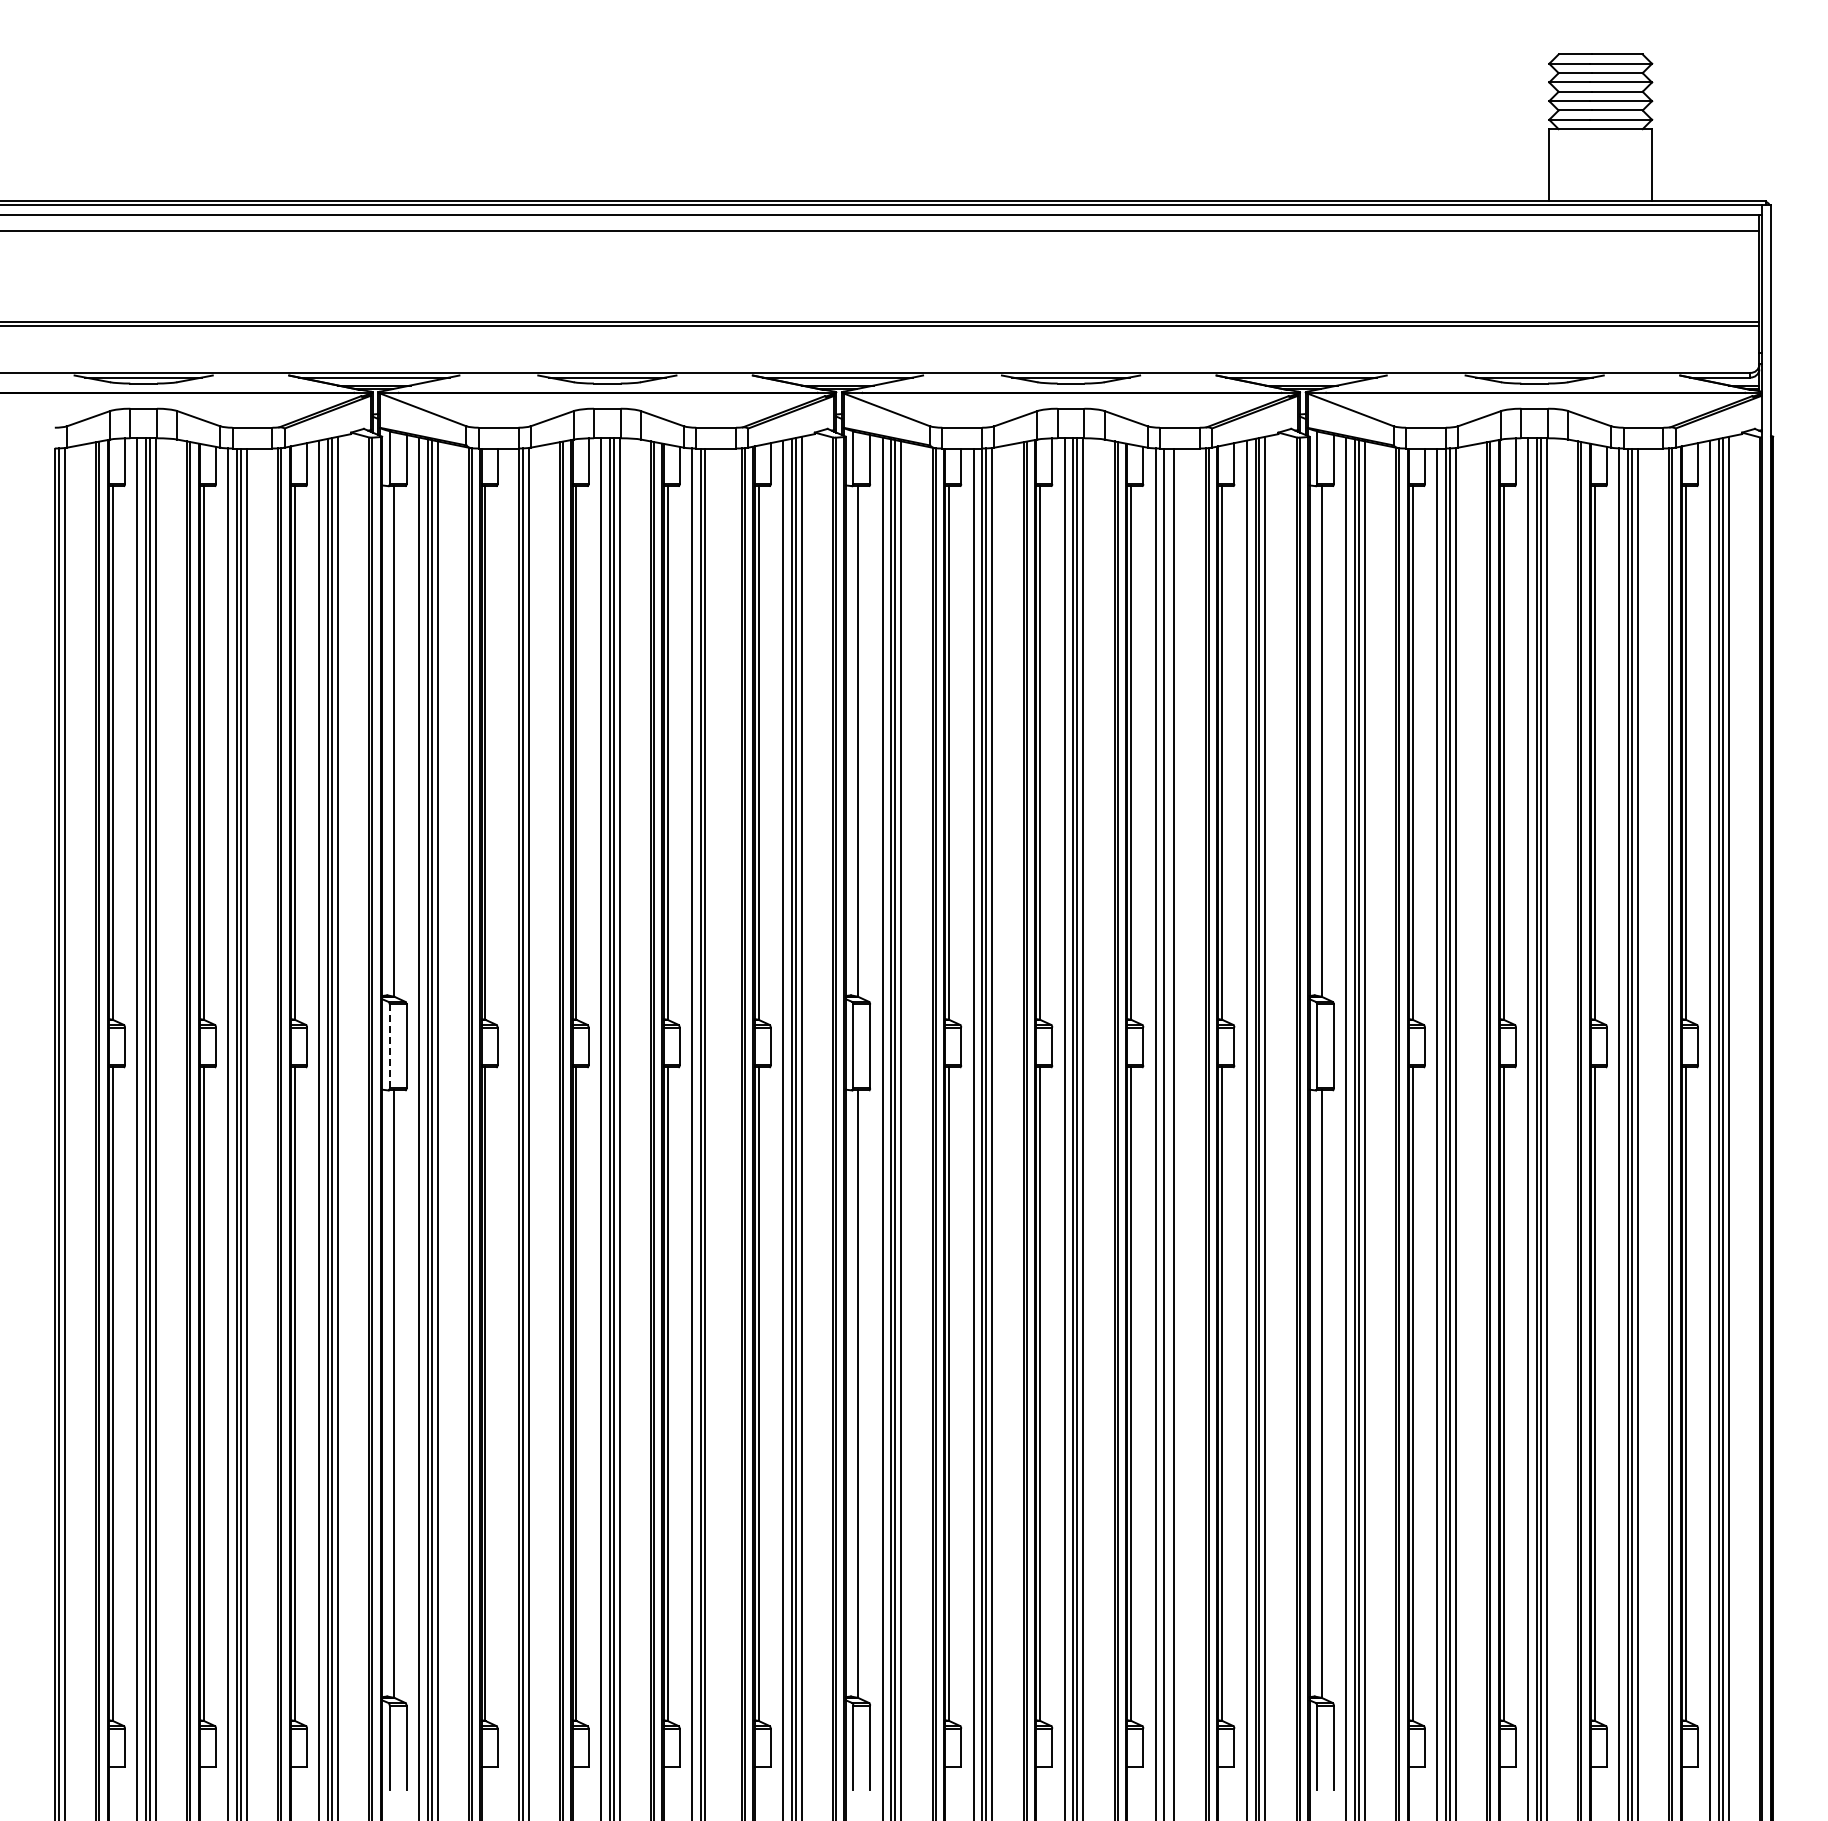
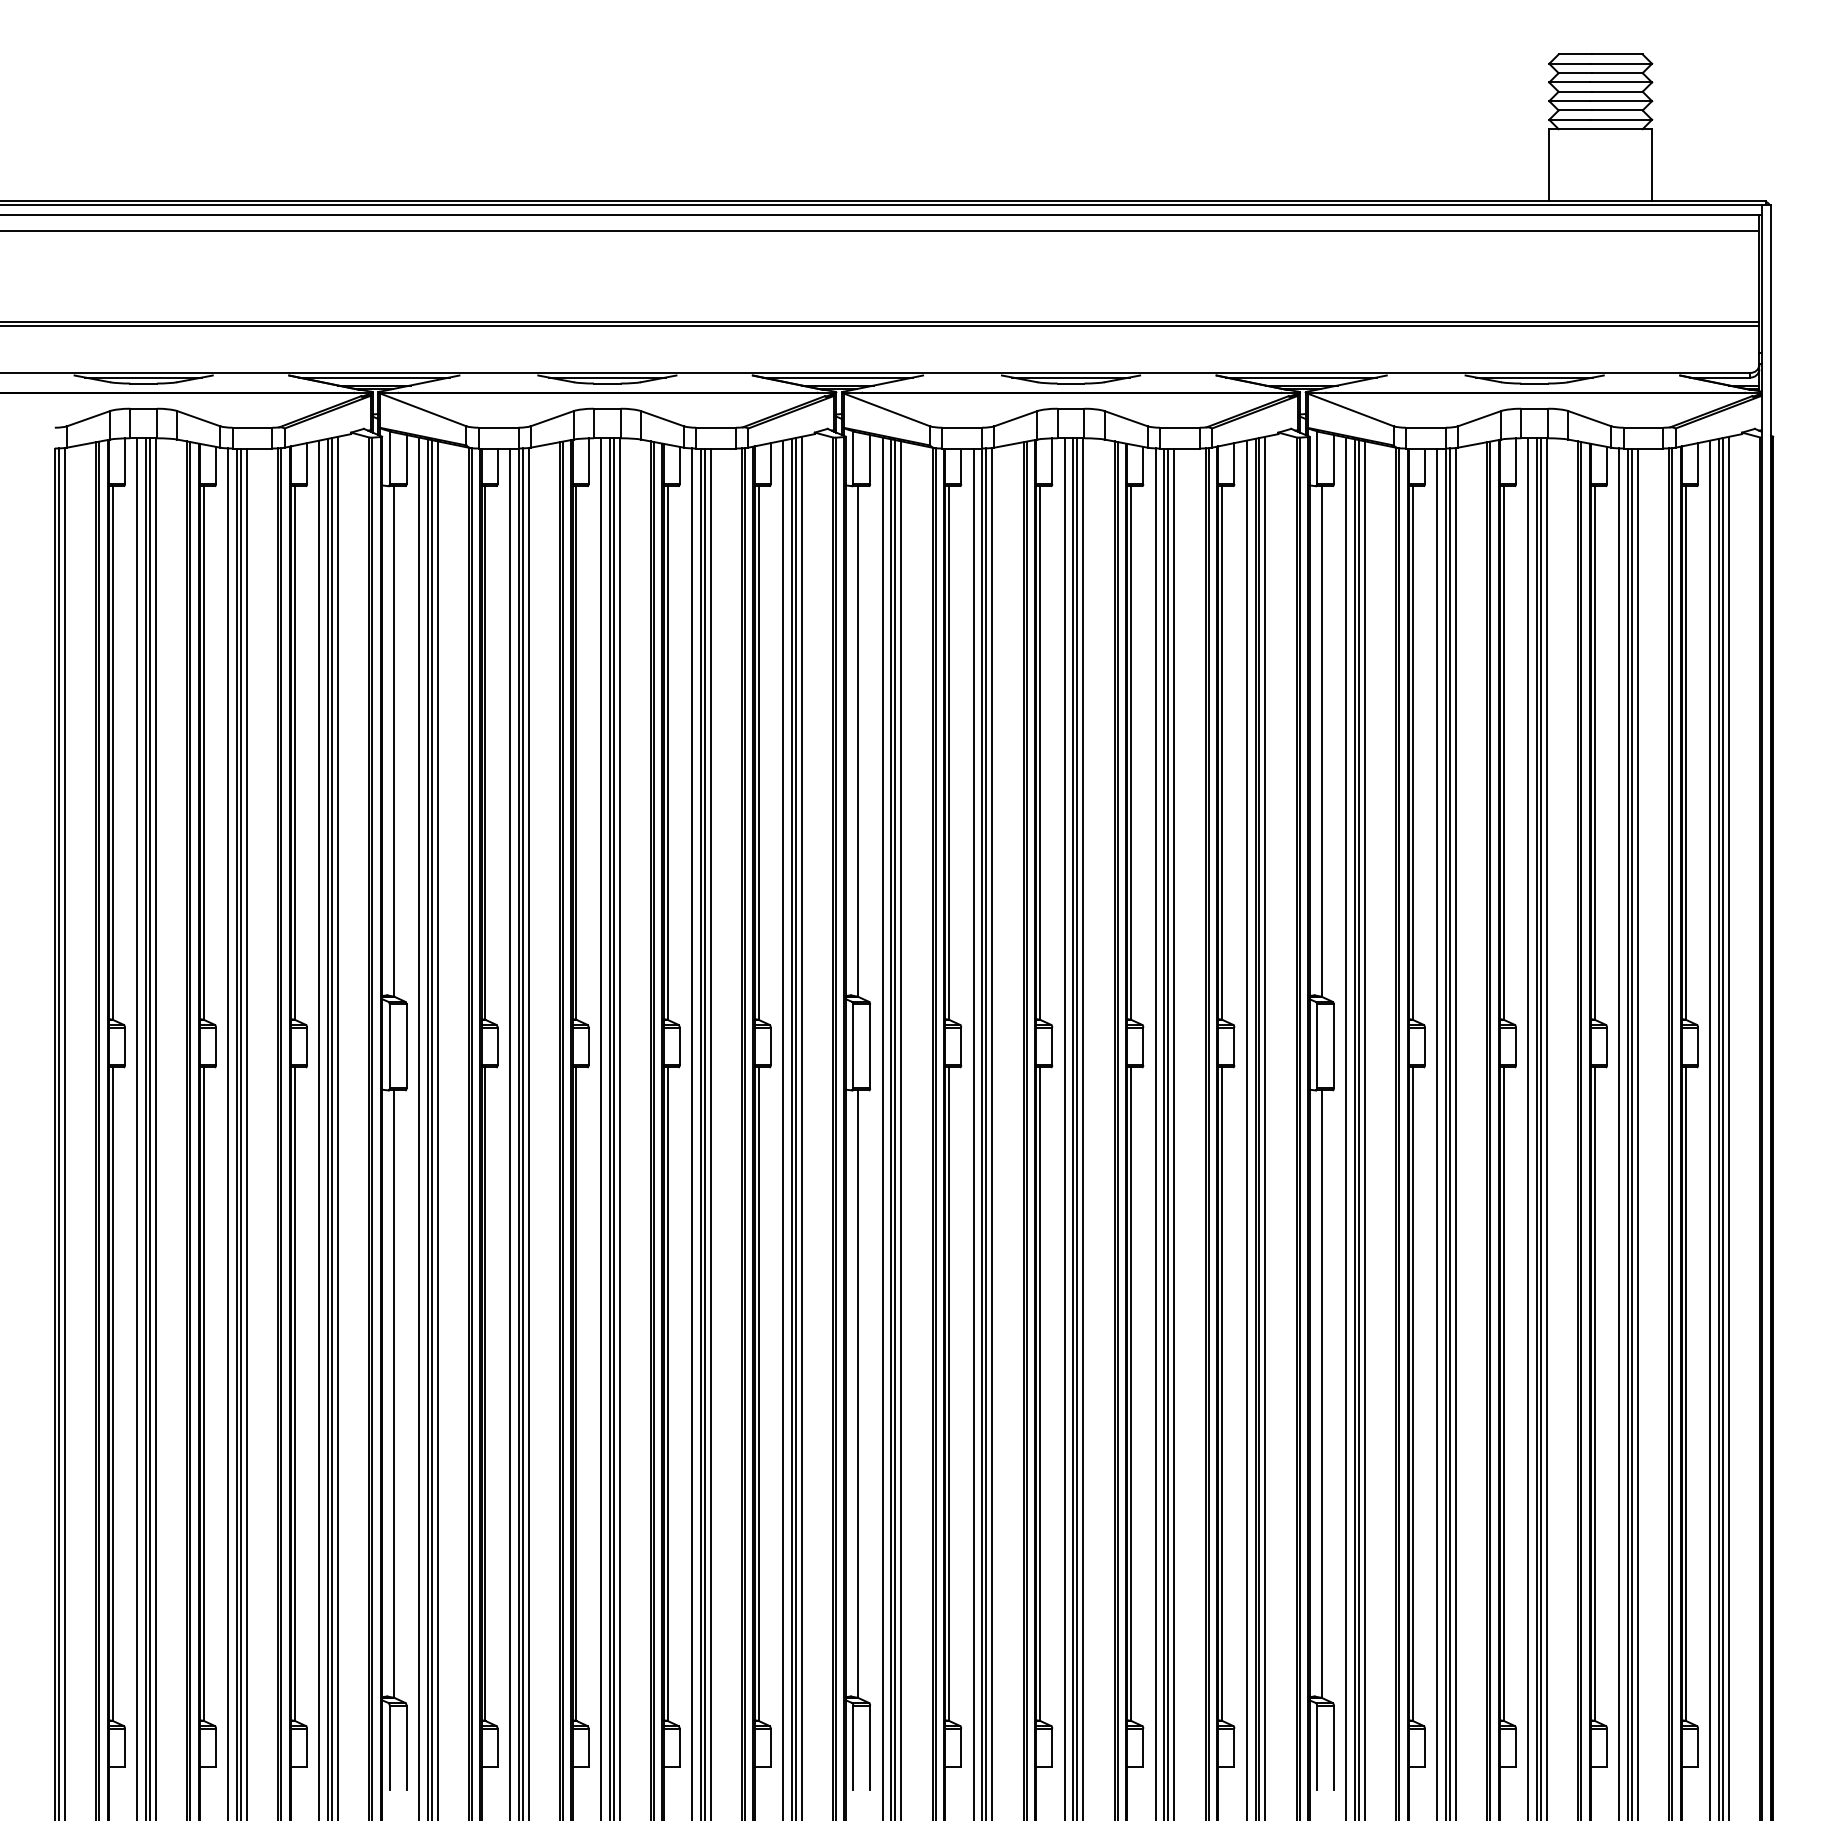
line: dashed -> solid (389, 1046)
line: none -> present (509, 1132)
line: none -> present (710, 1132)
line: none -> present (1168, 1132)
